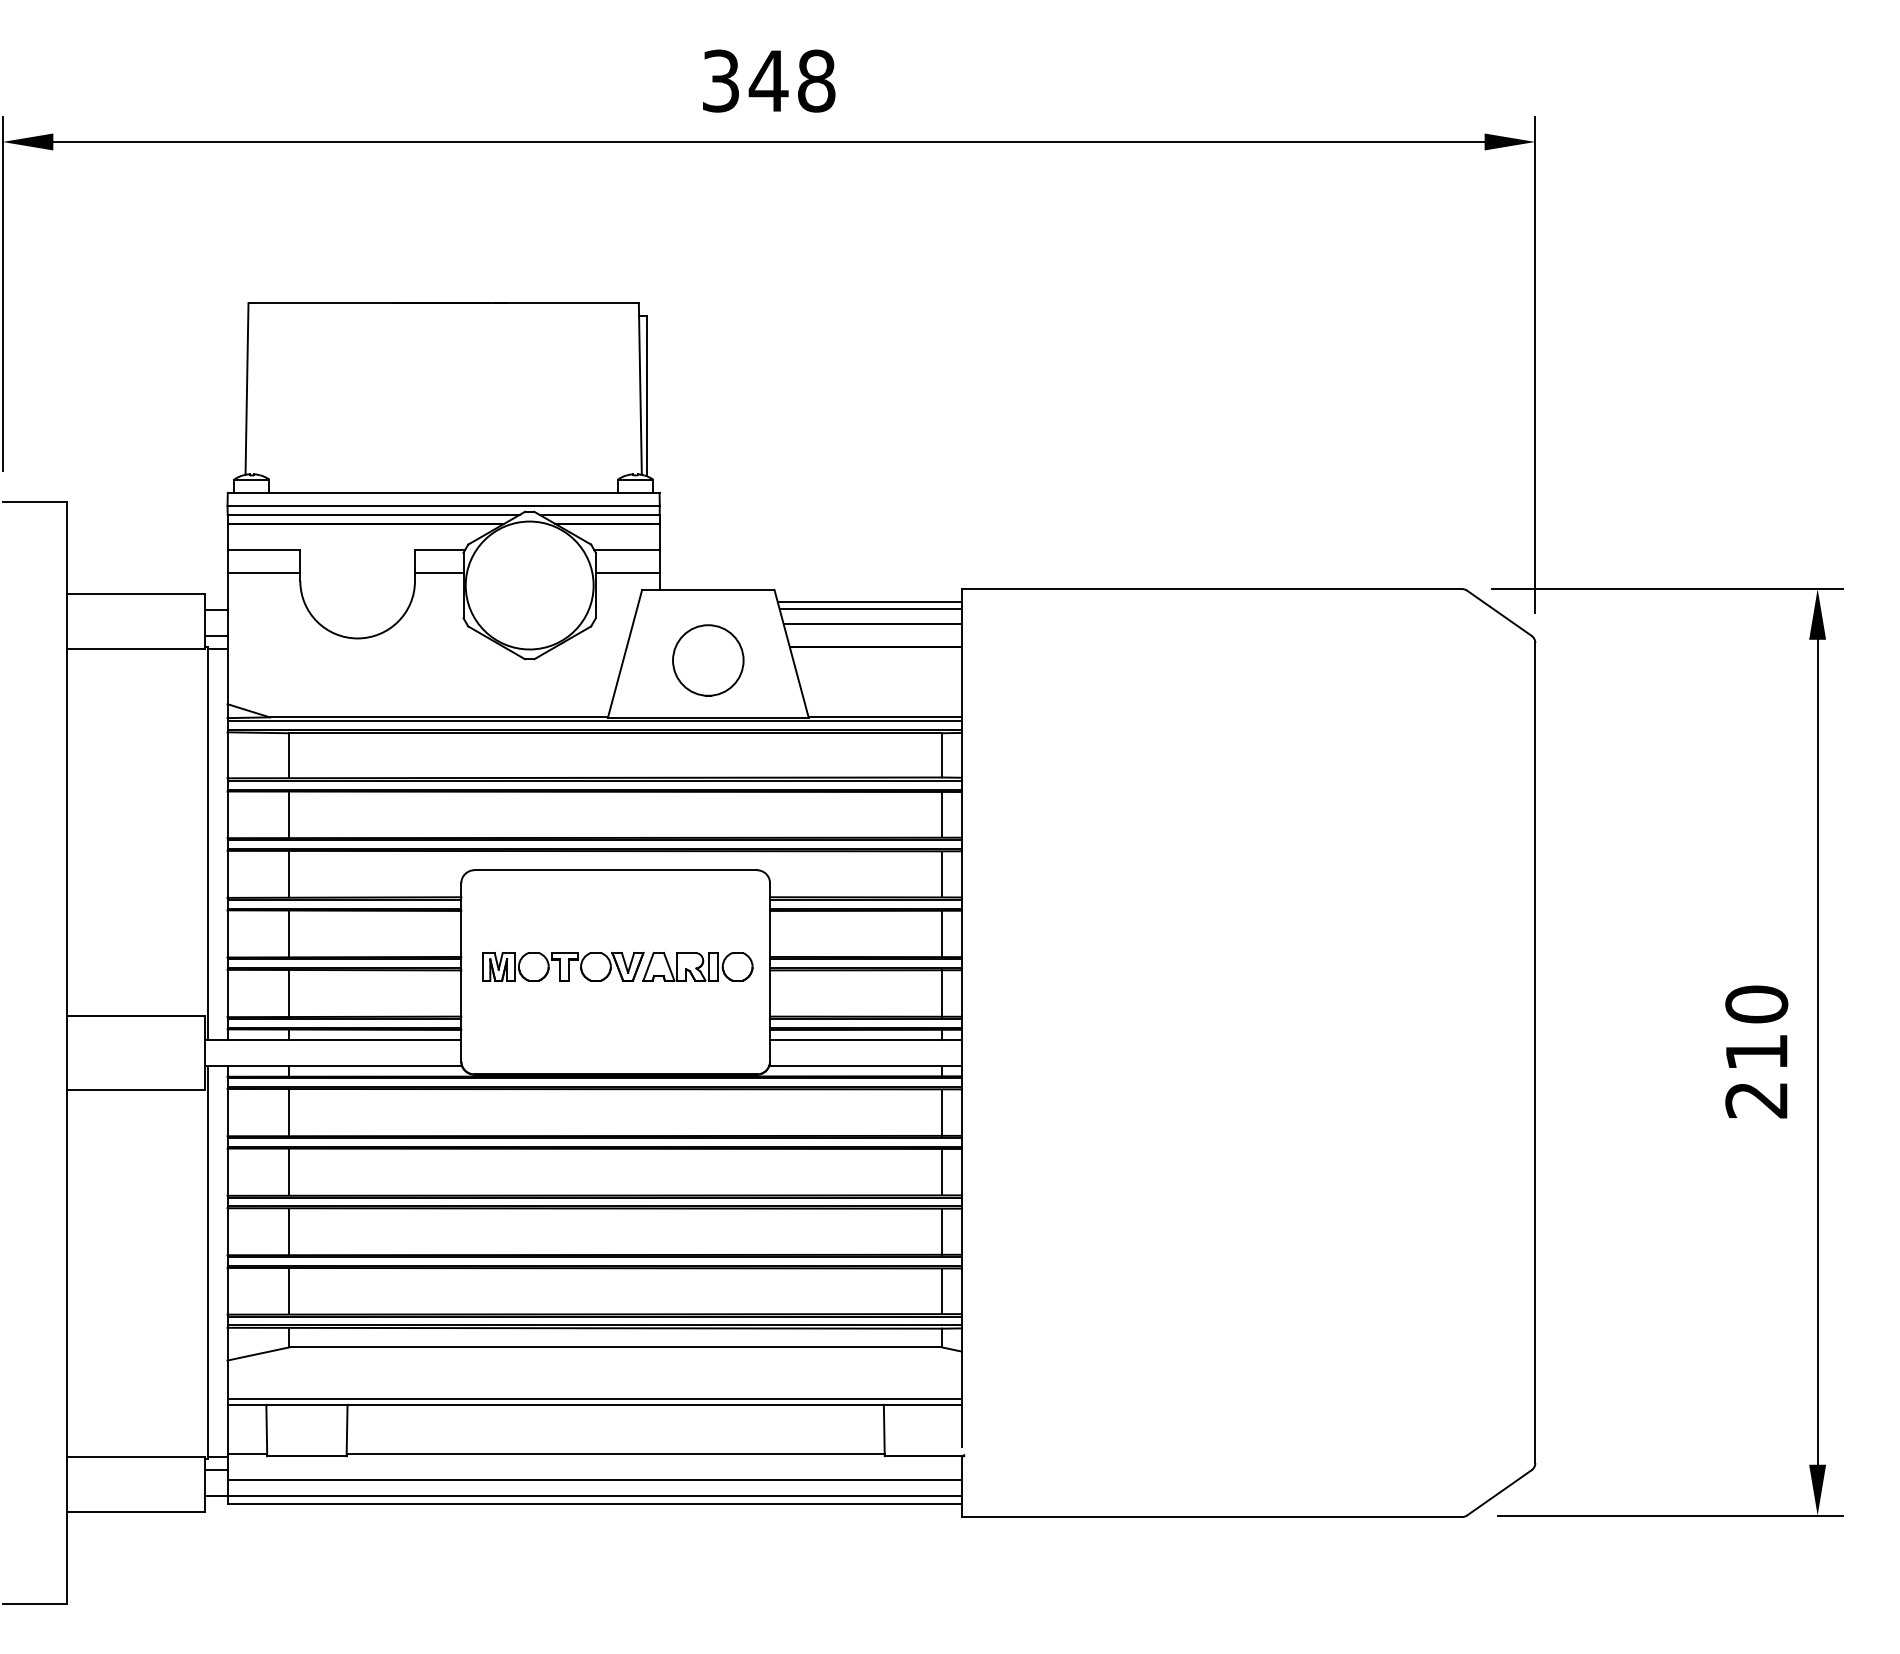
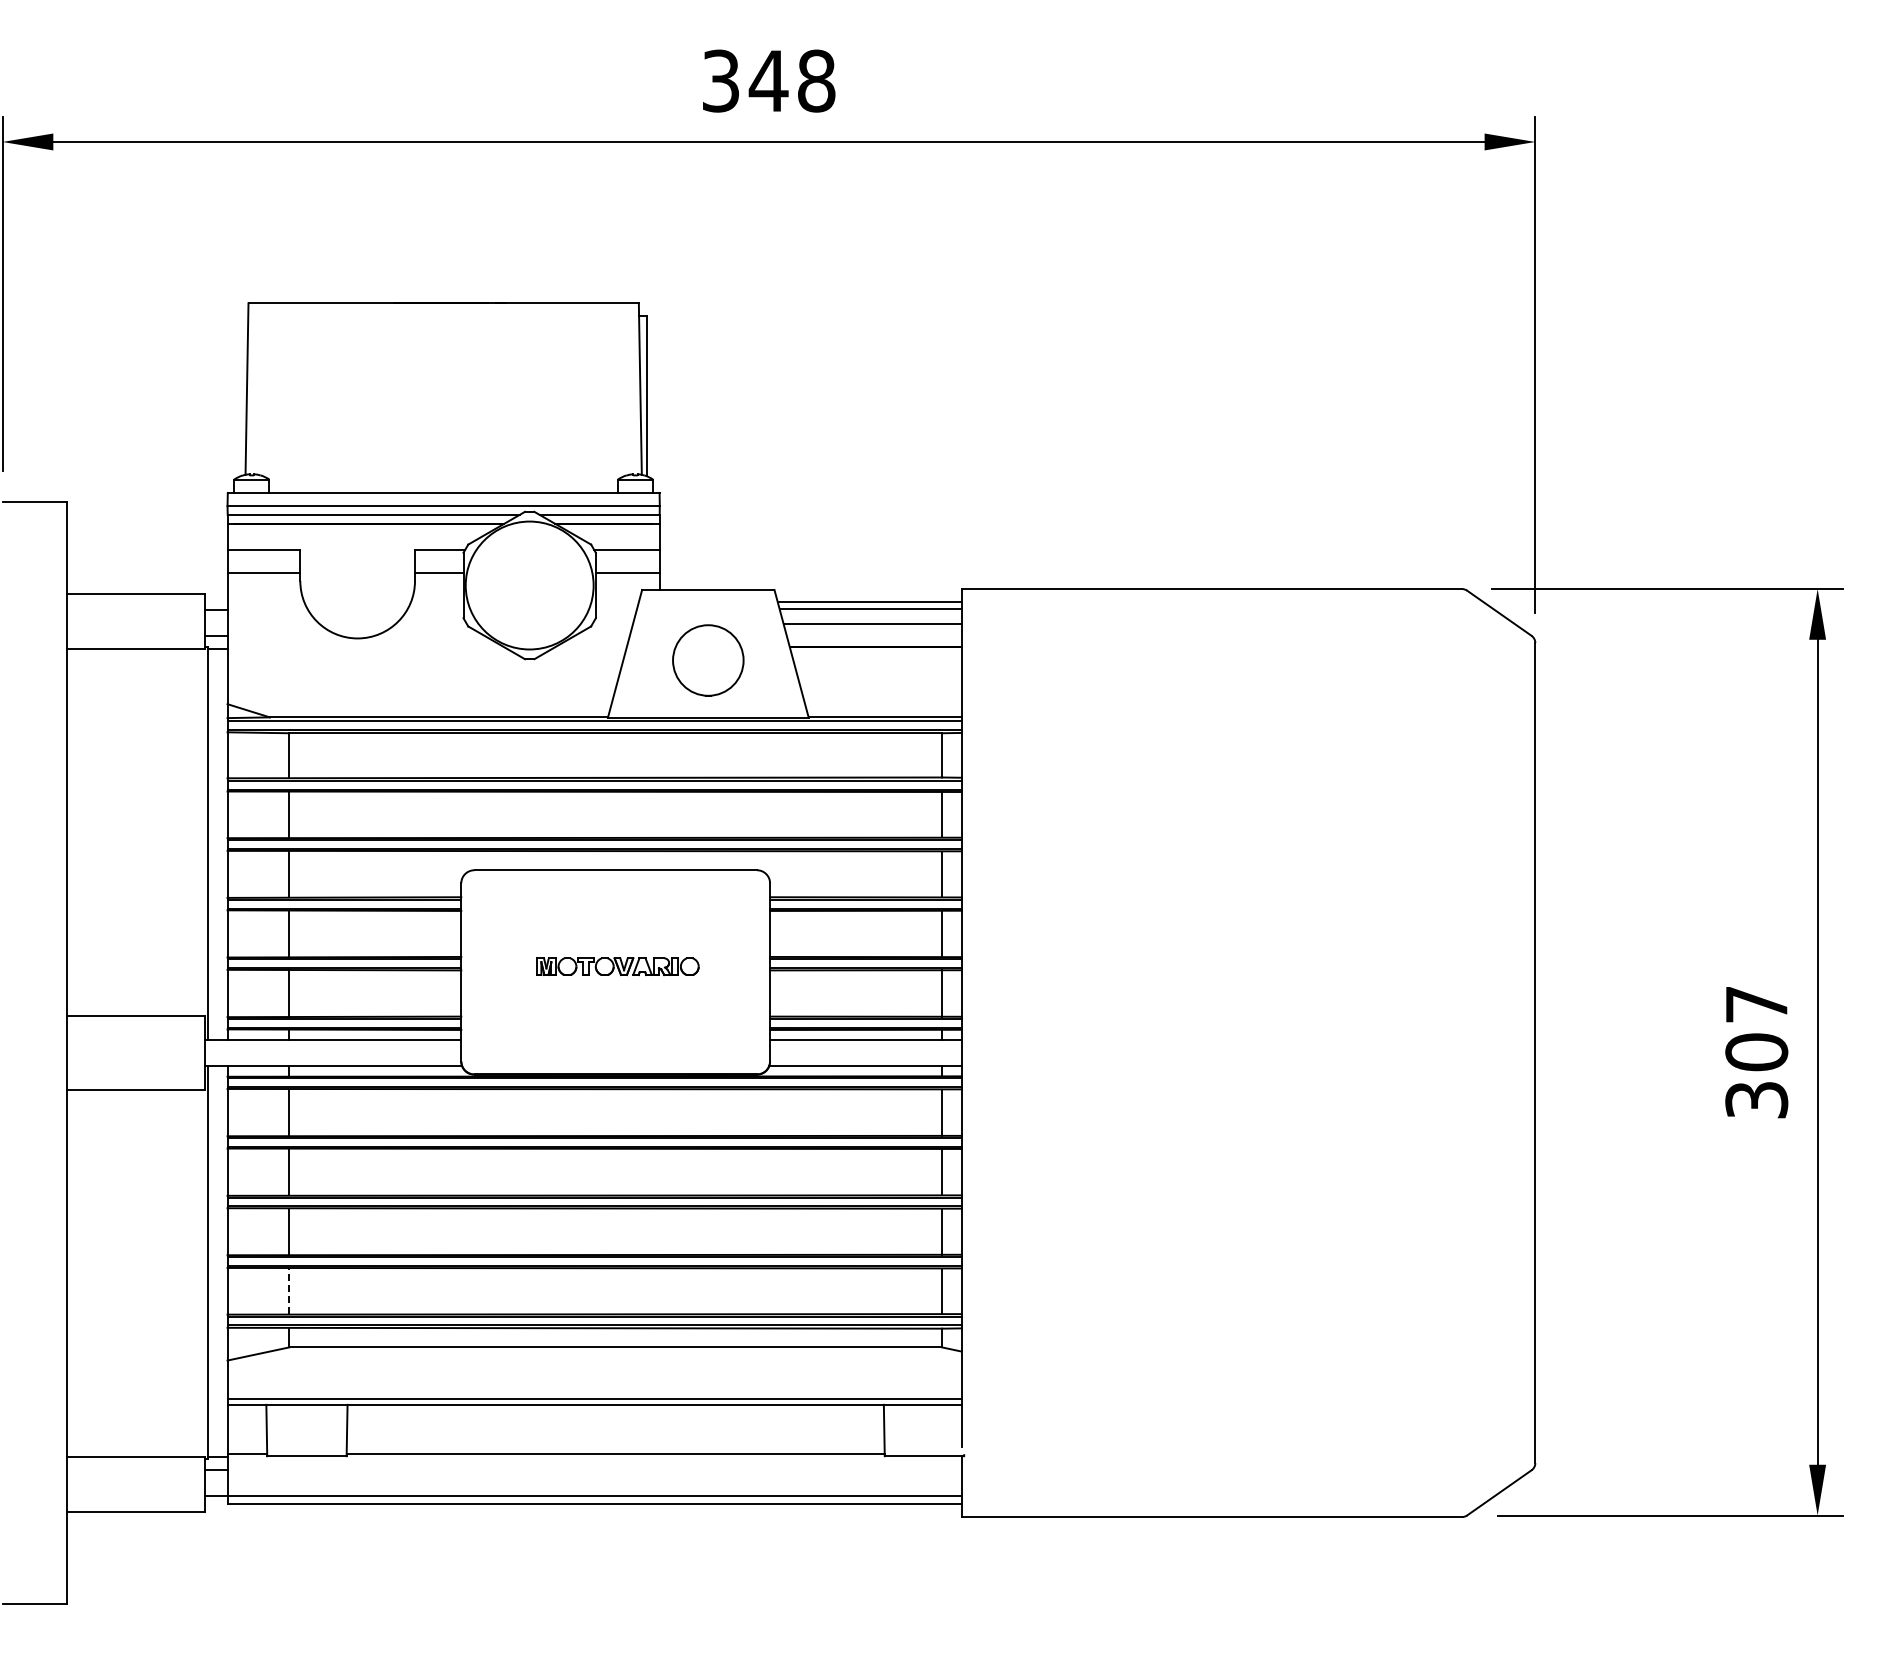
part size: 272x31 px -> 164x20 px (617, 966)
text: 210 -> 307 (1756, 1051)
line: solid -> dashed (289, 1291)
line: present -> none (594, 1480)
